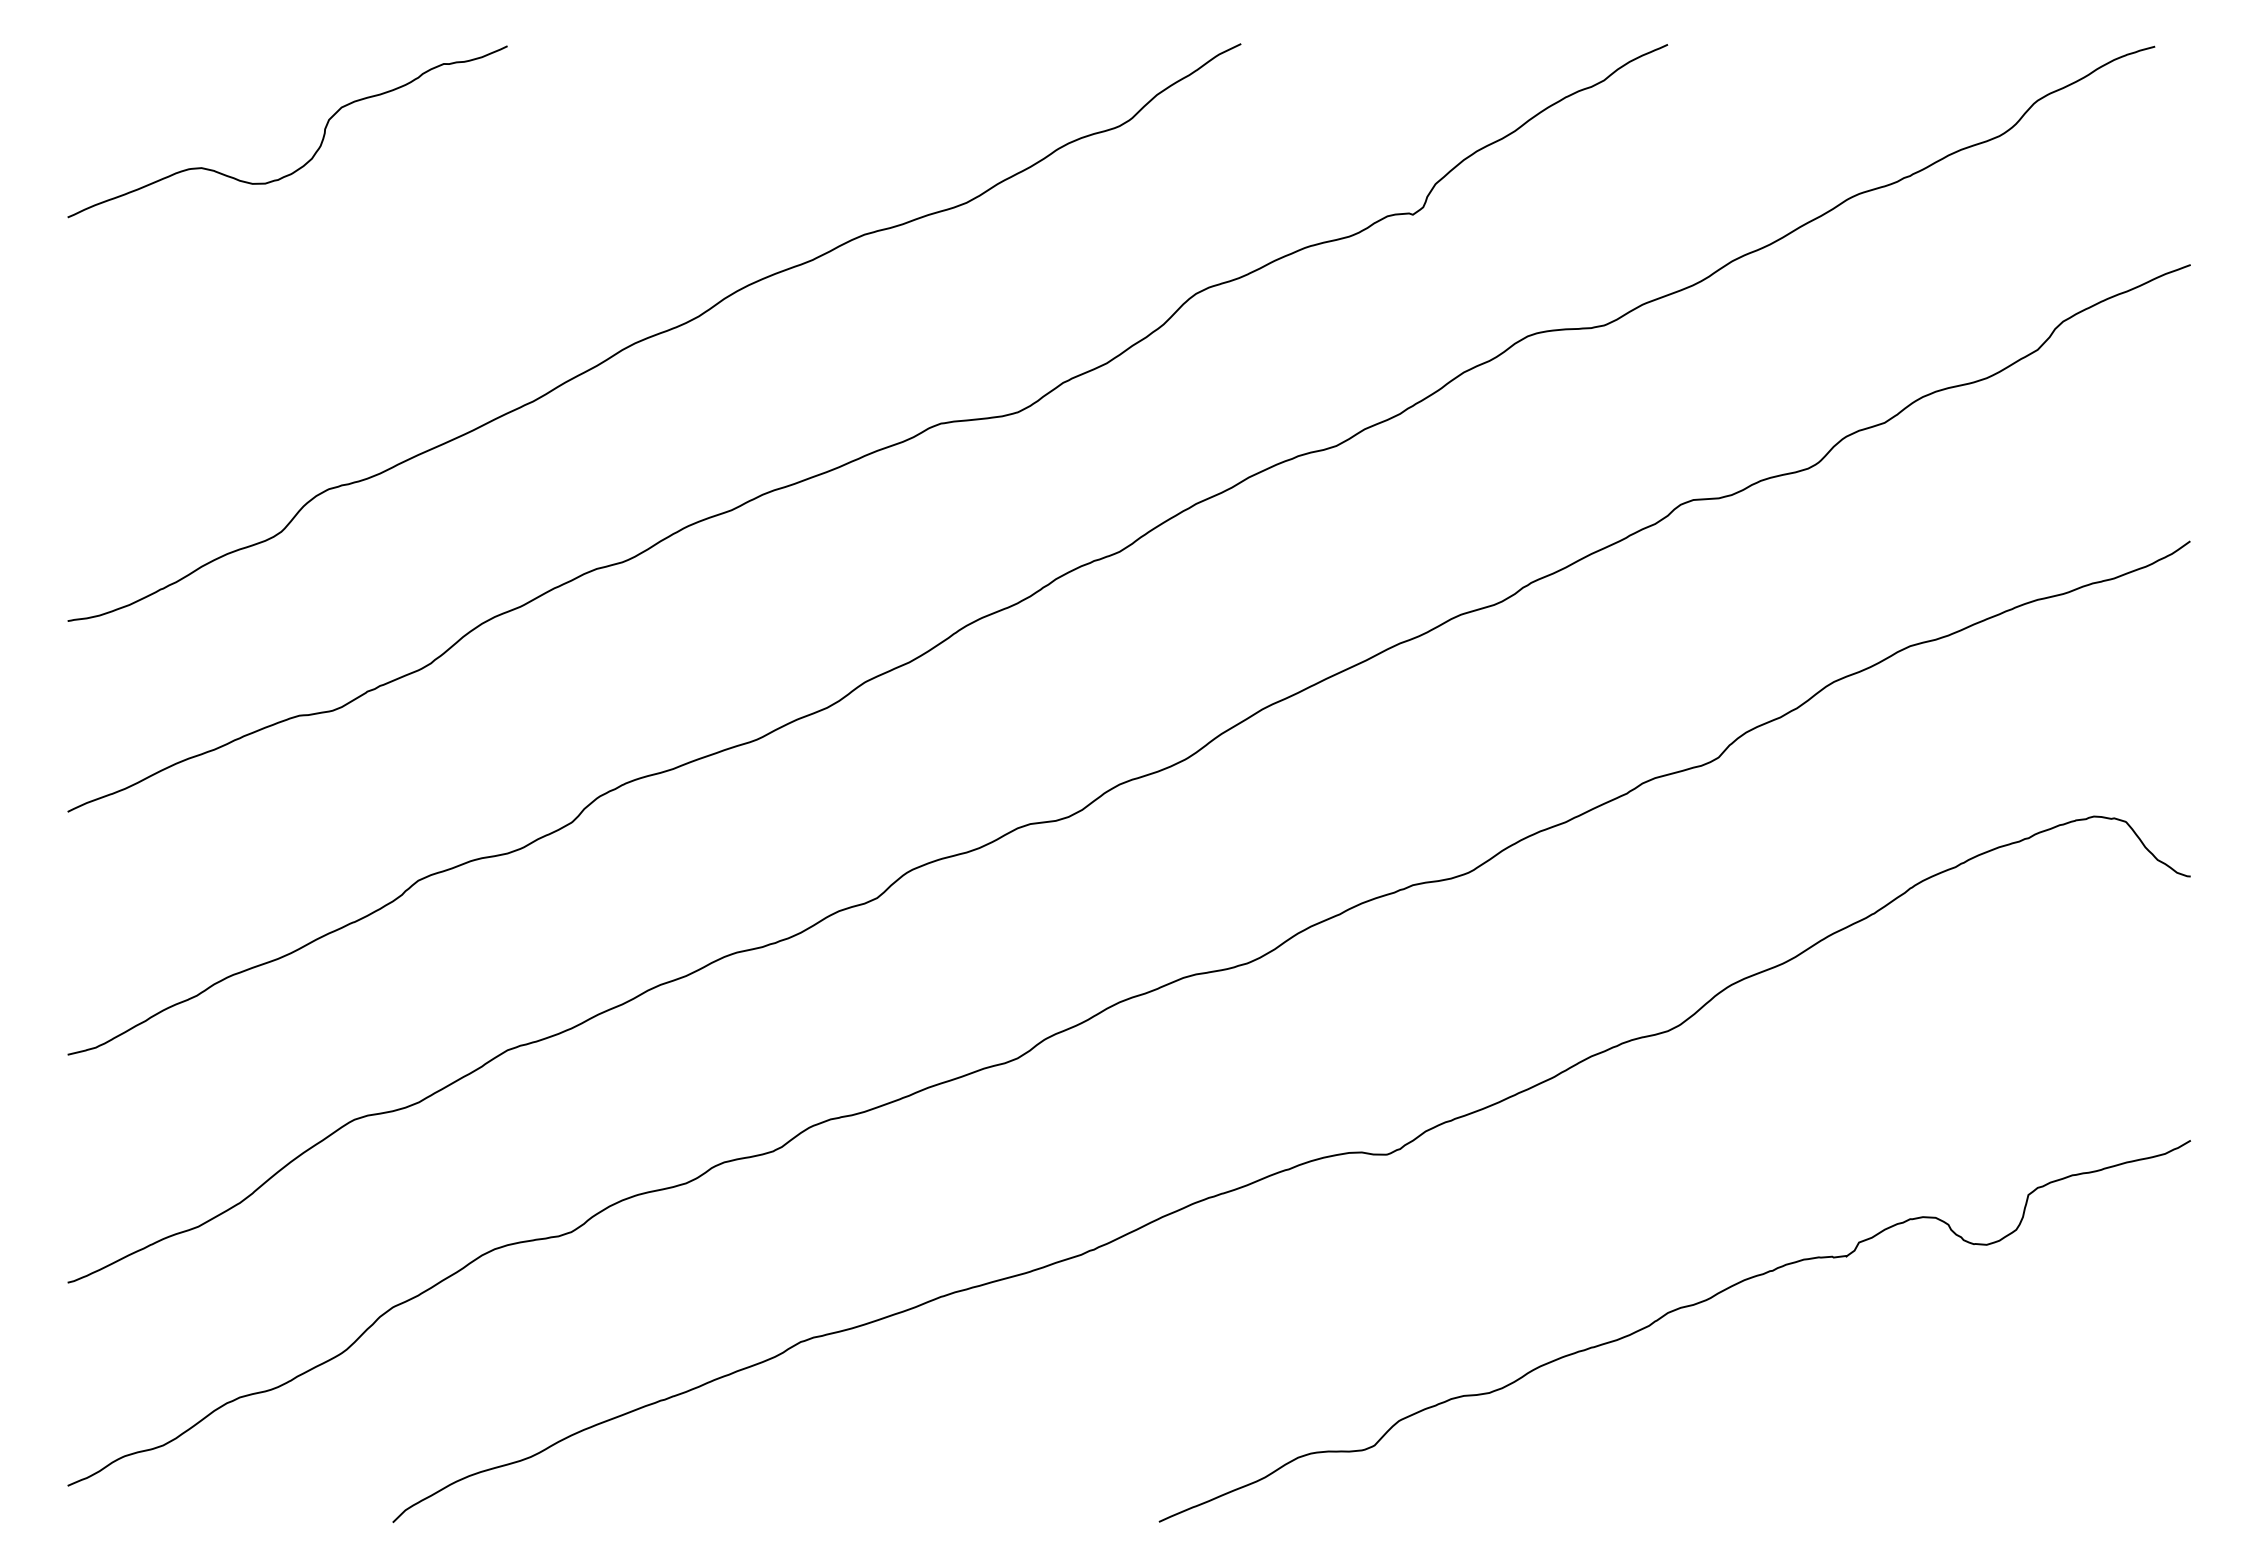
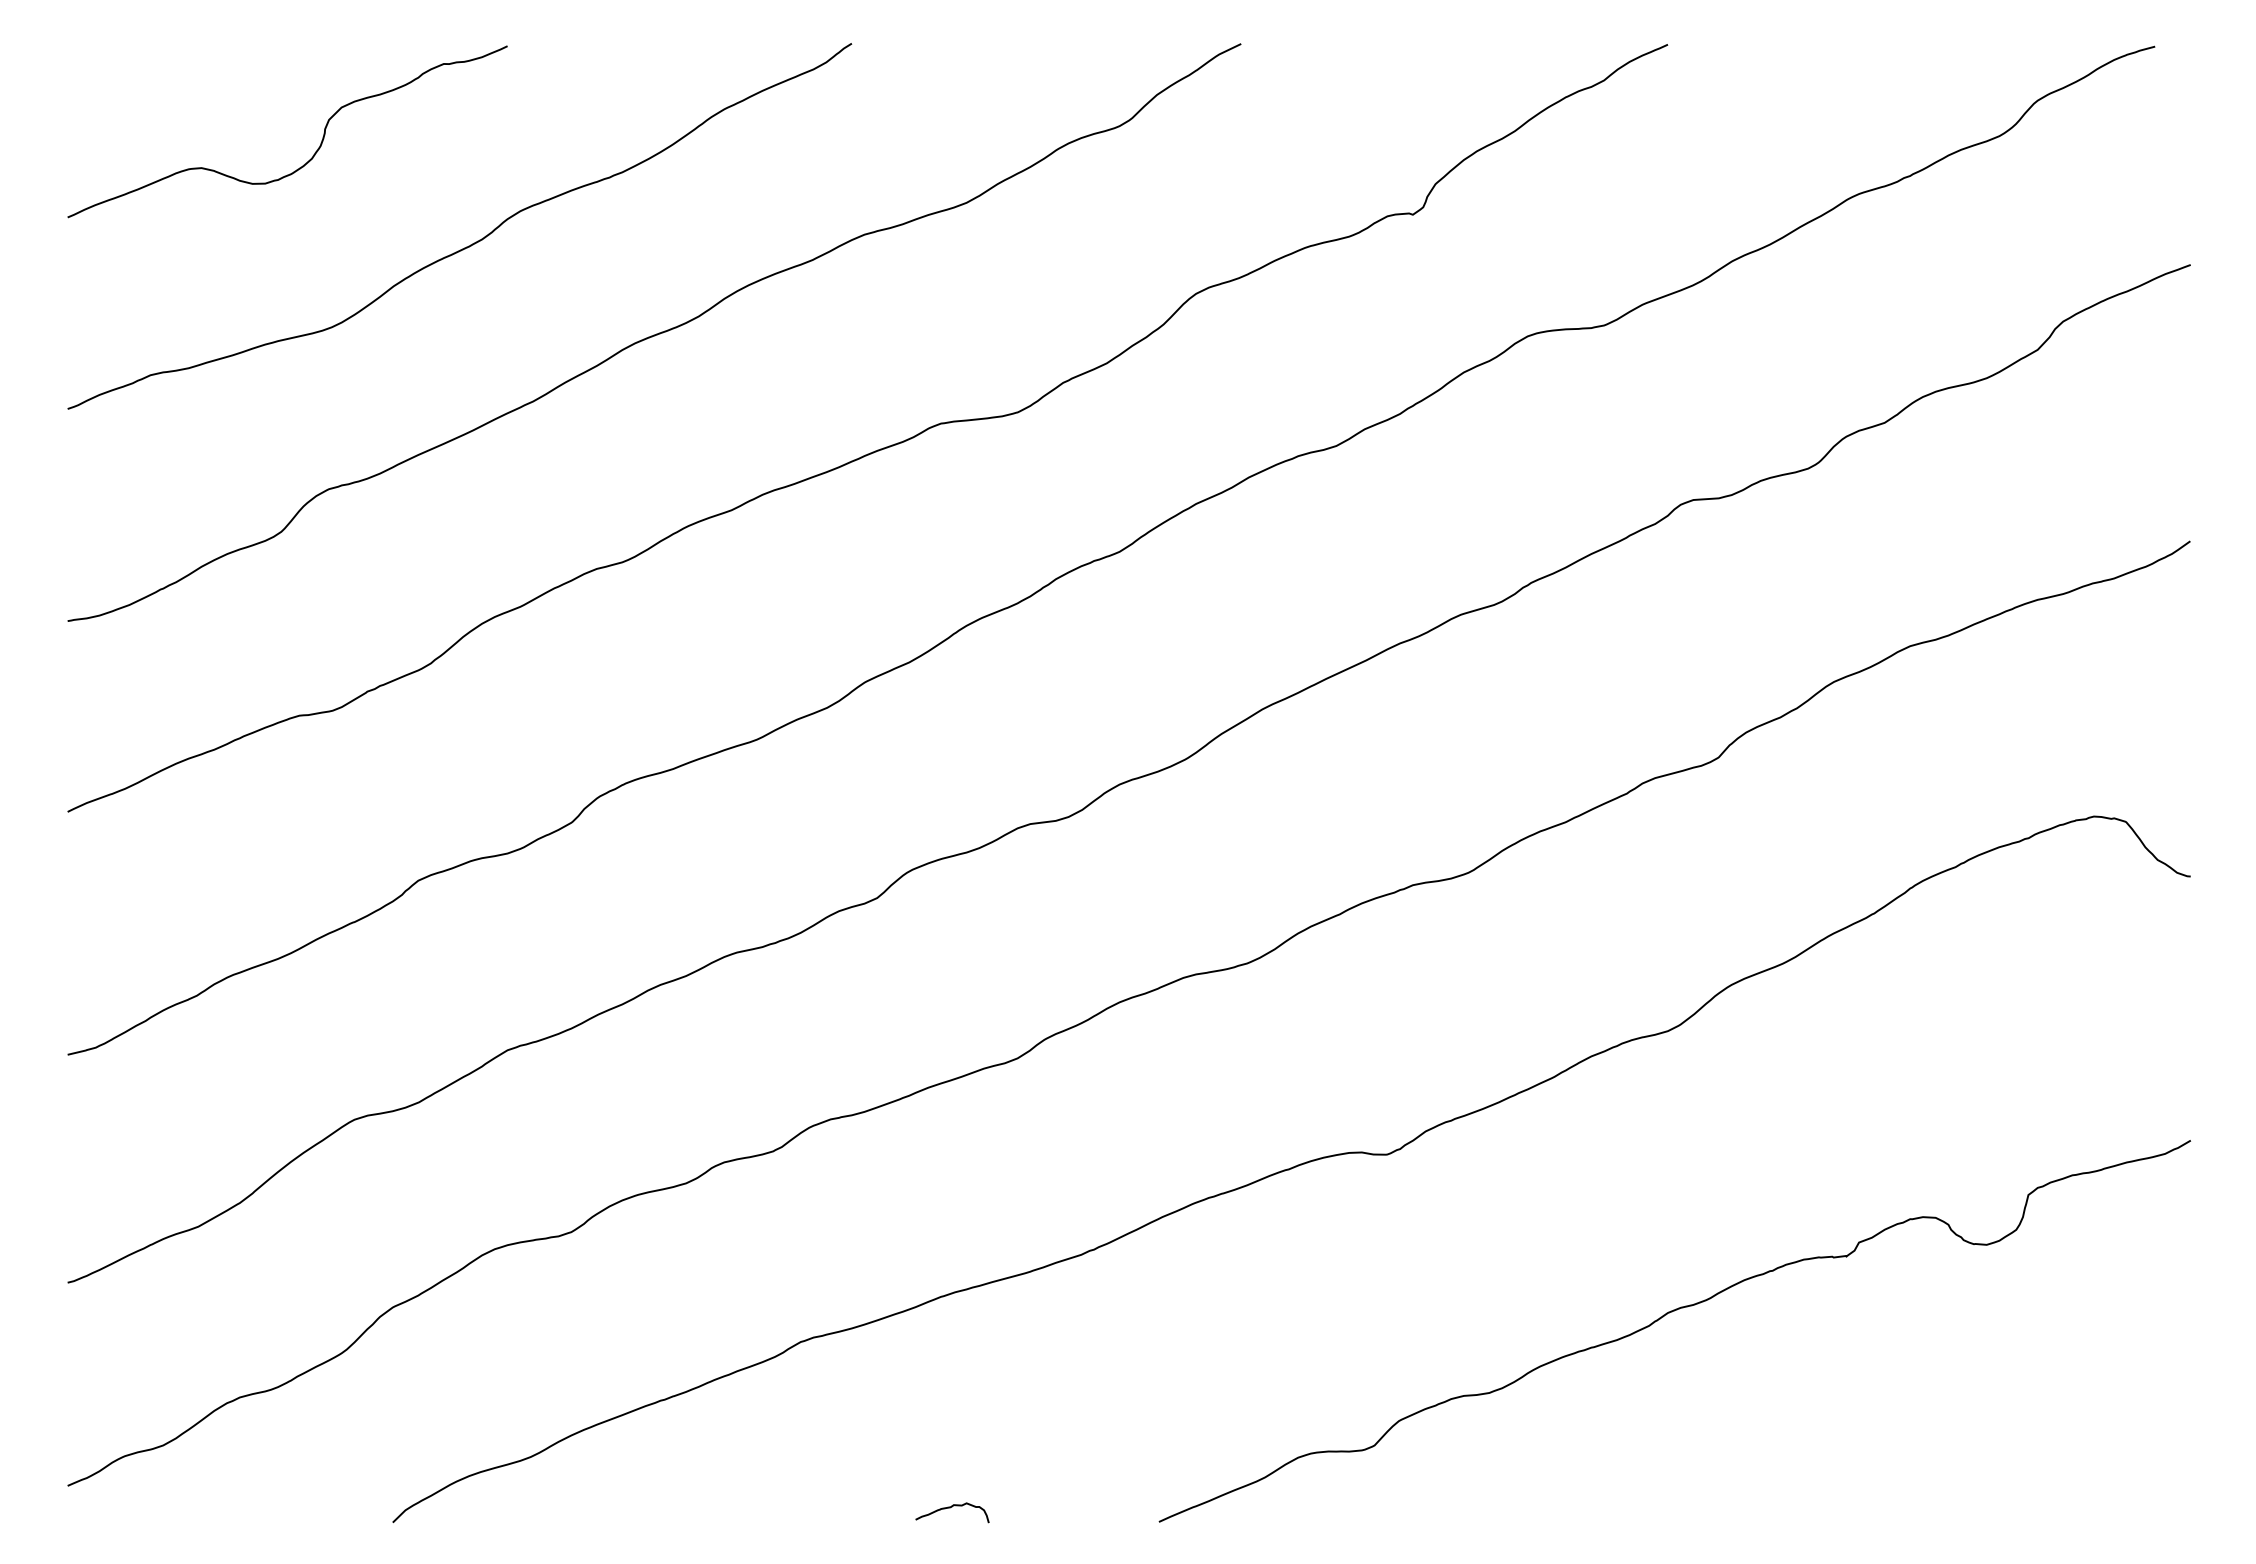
curve: none -> present (468, 245)
curve: none -> present (950, 1508)
